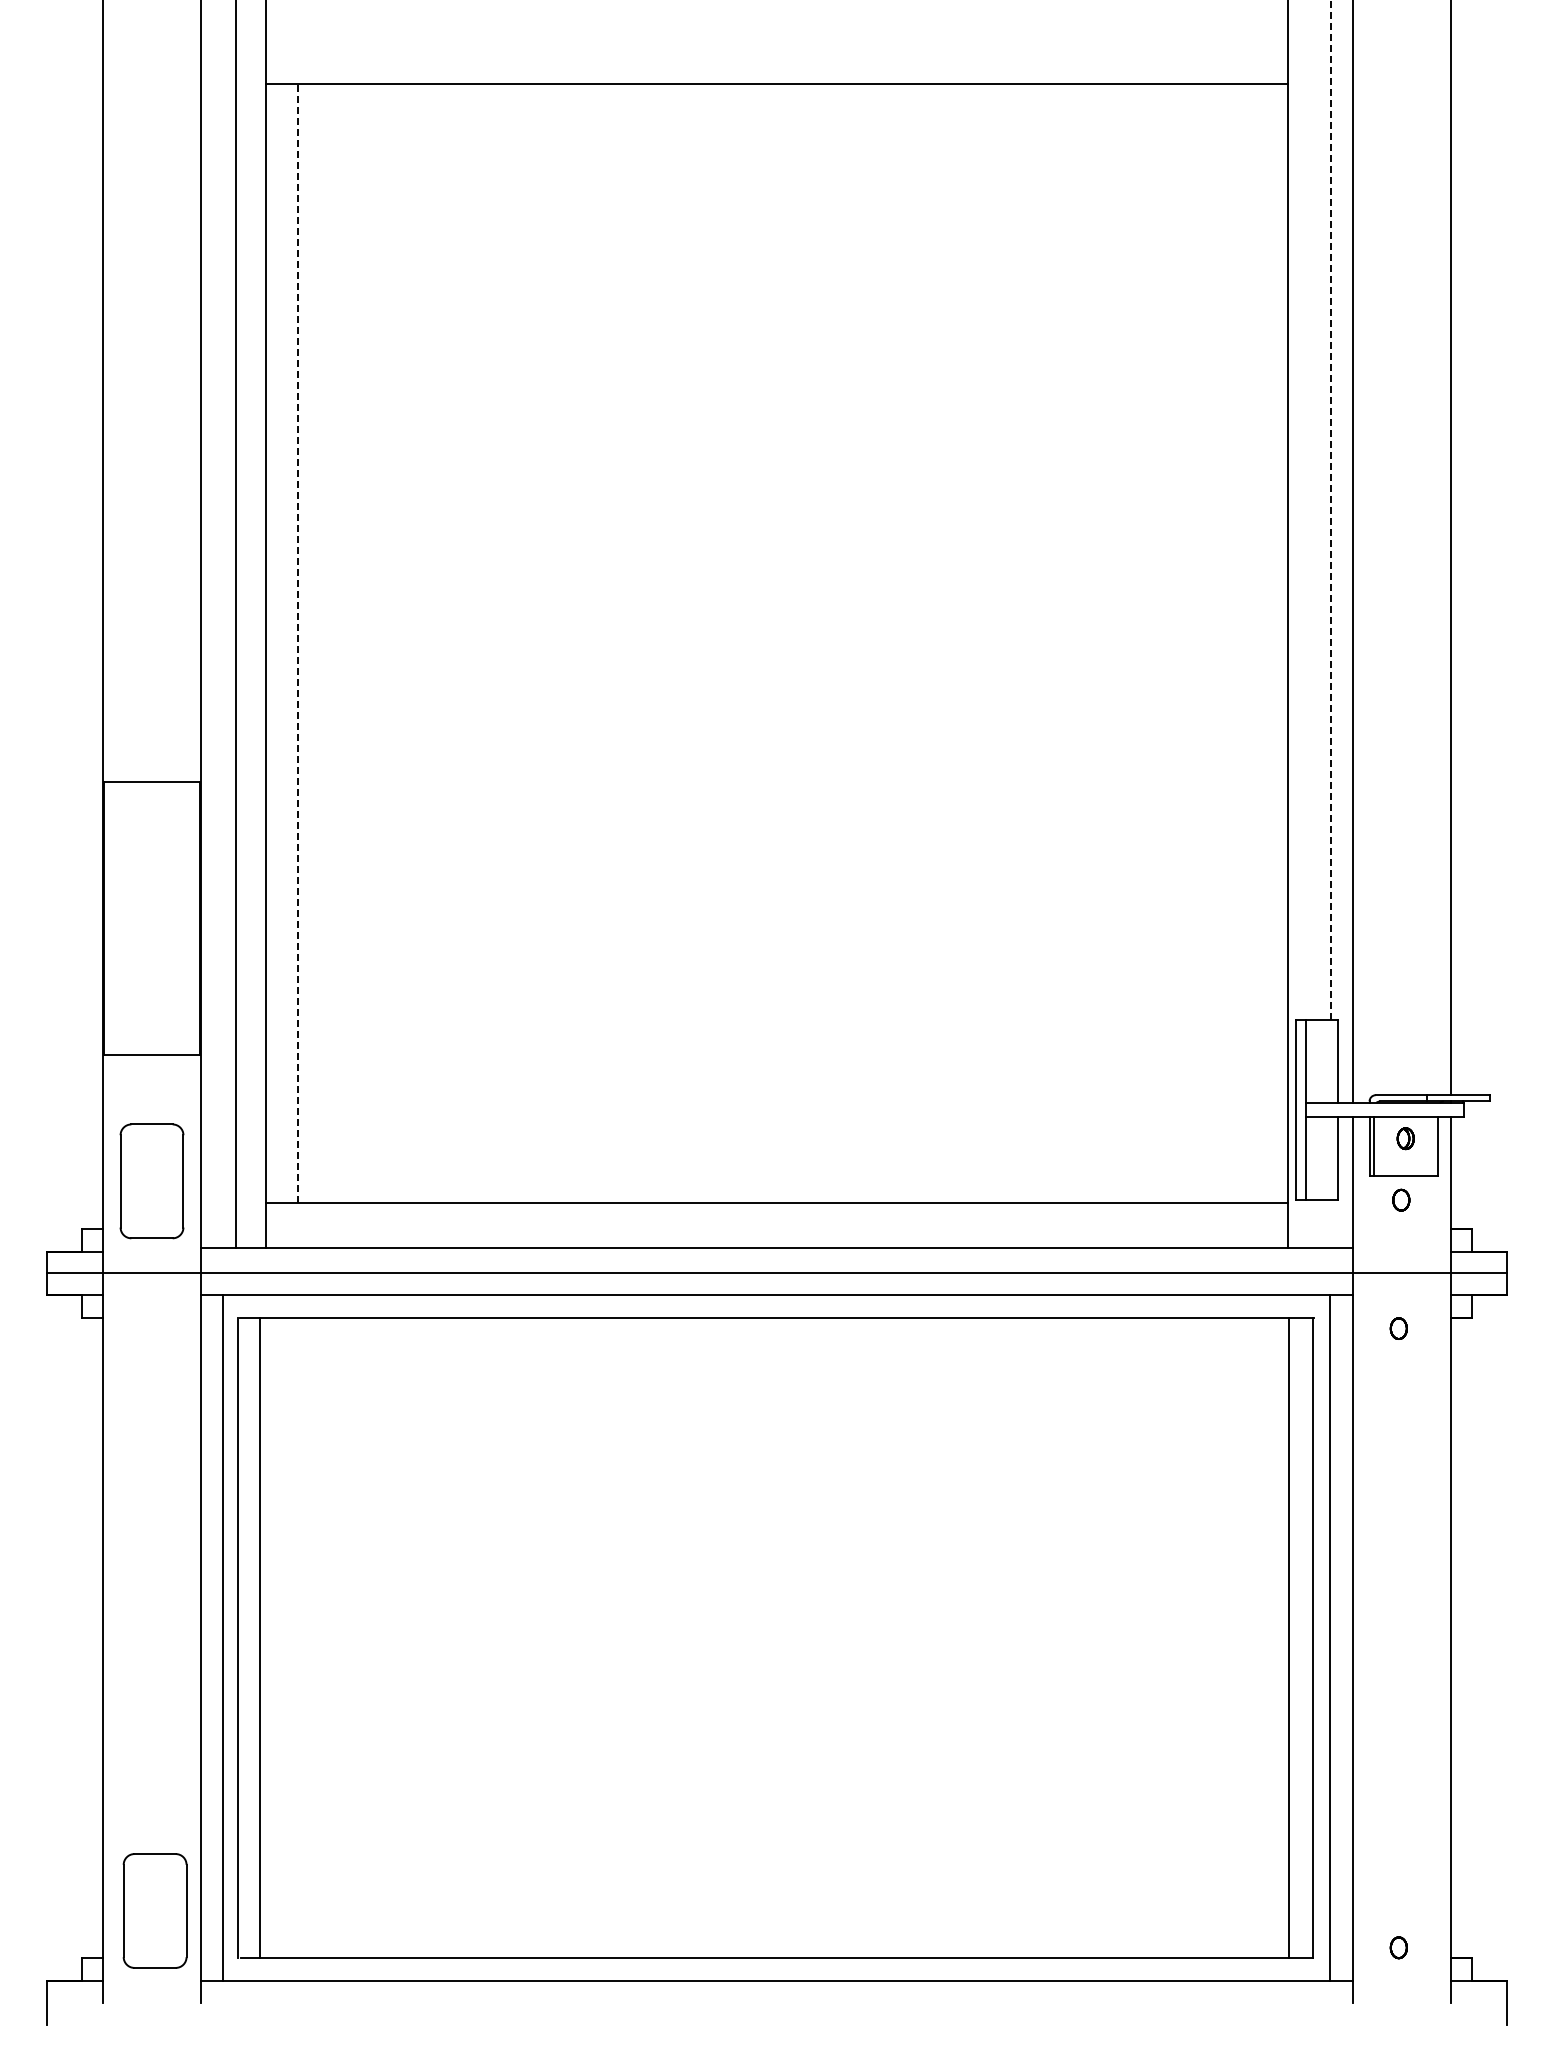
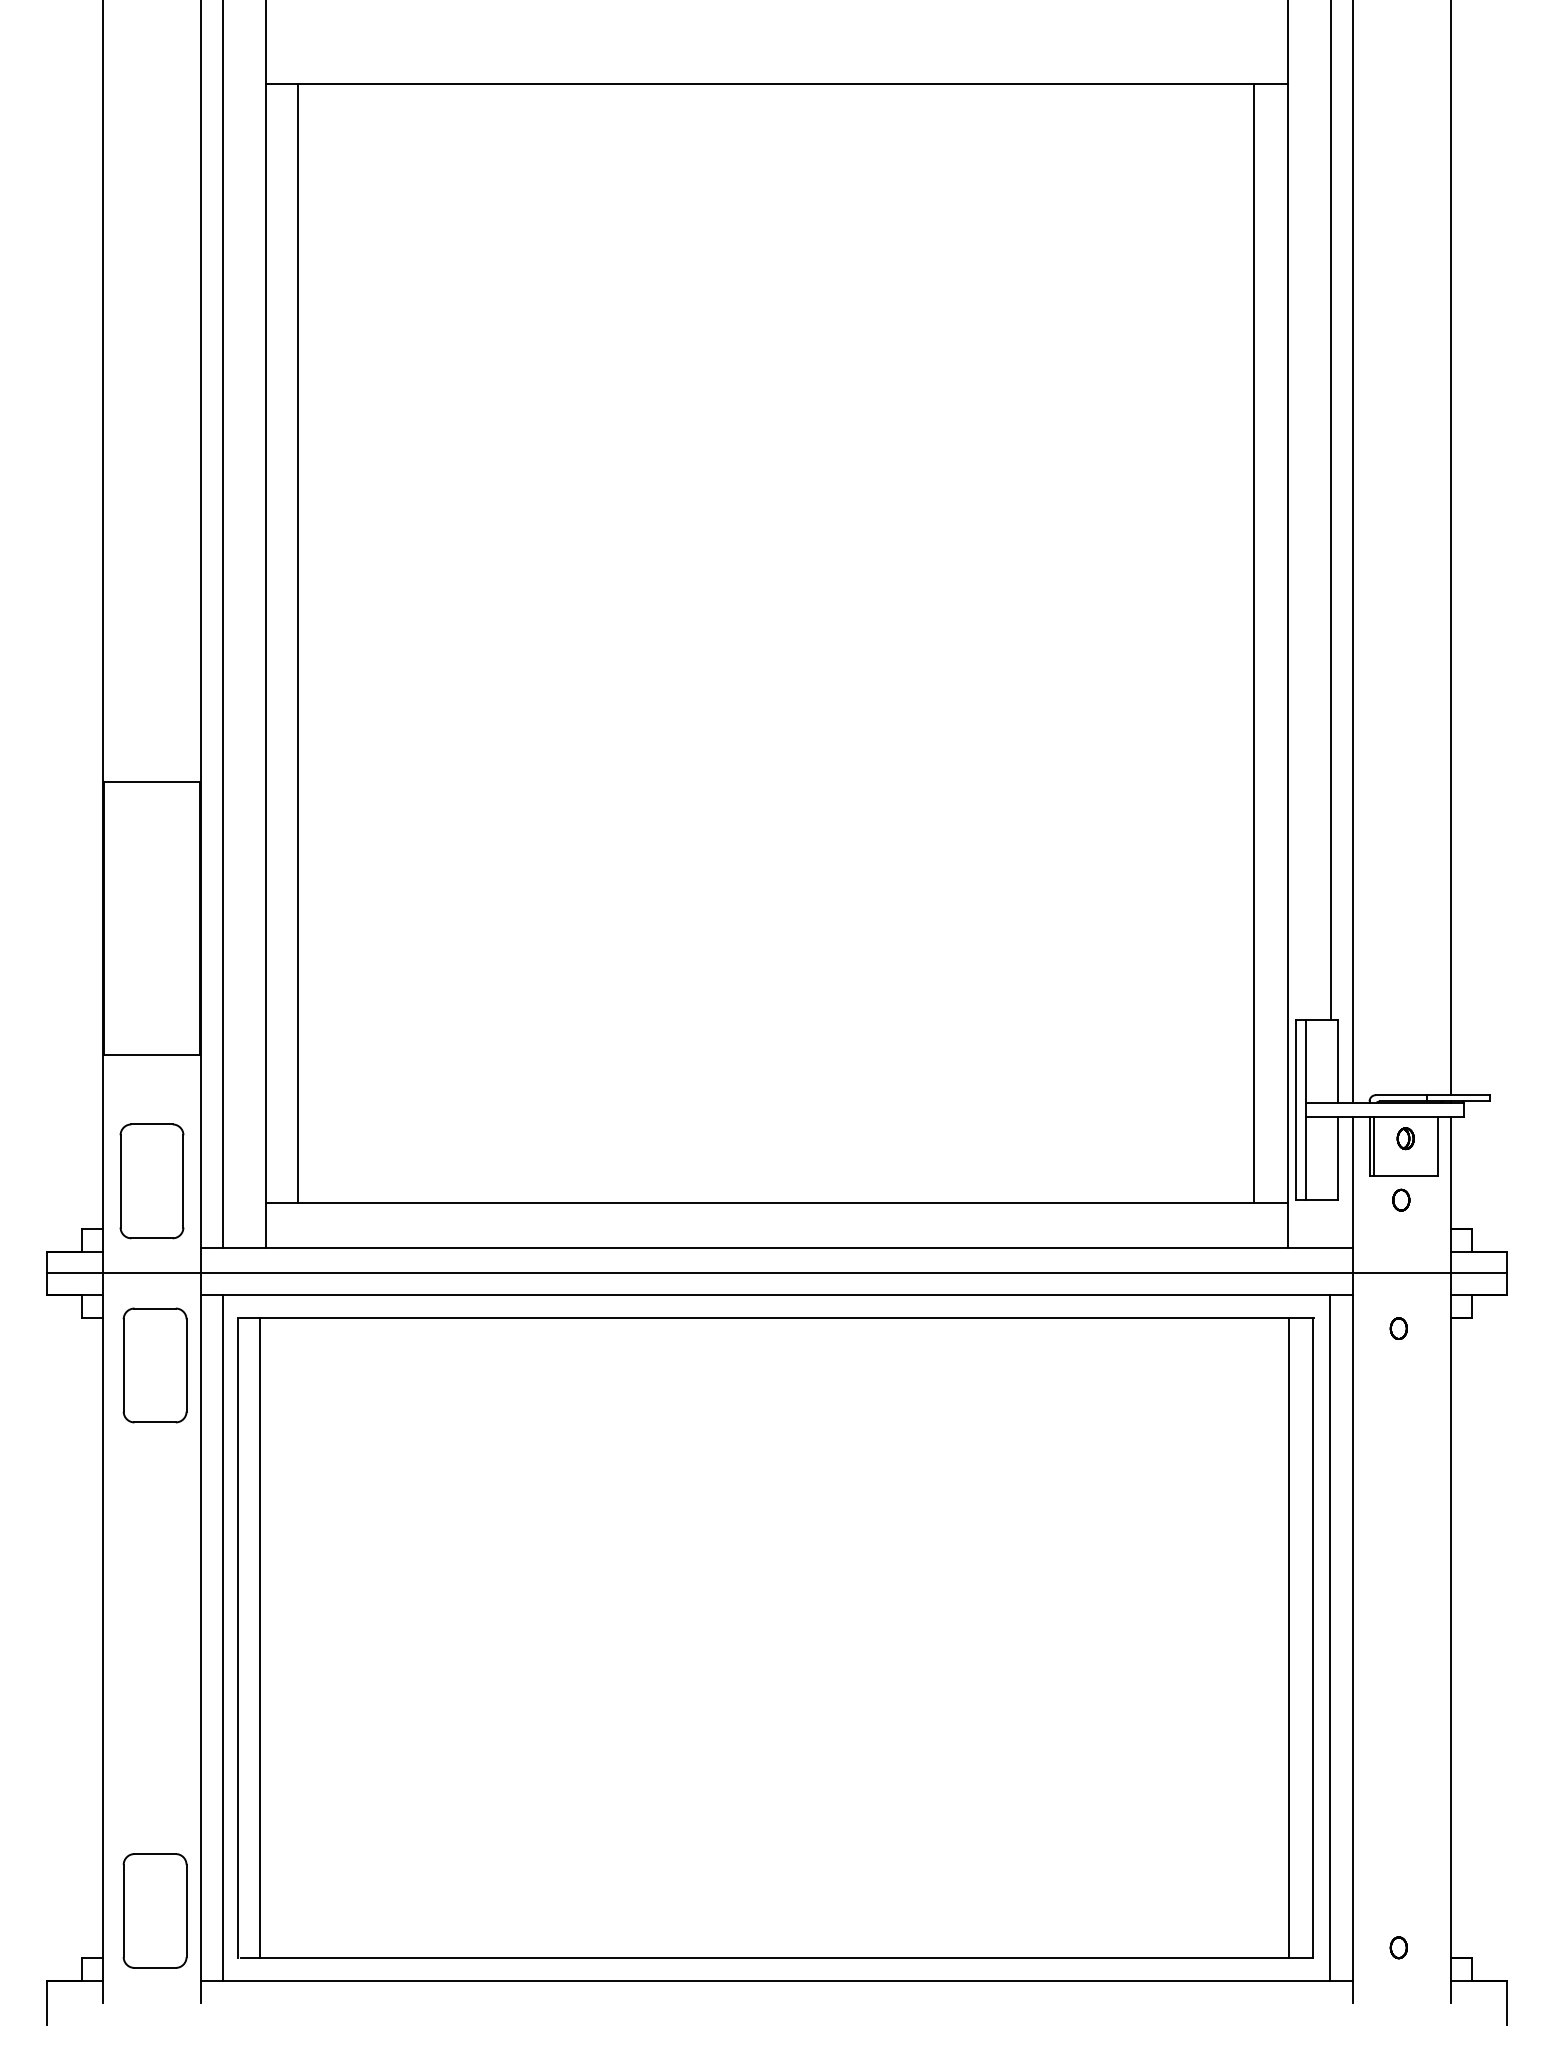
line: dashed -> solid (1331, 510)
line position: (235, 625) -> (222, 625) (222, 625)
line: dashed -> solid (297, 643)
line: none -> present (1253, 643)
part: none -> present (154, 1365)
